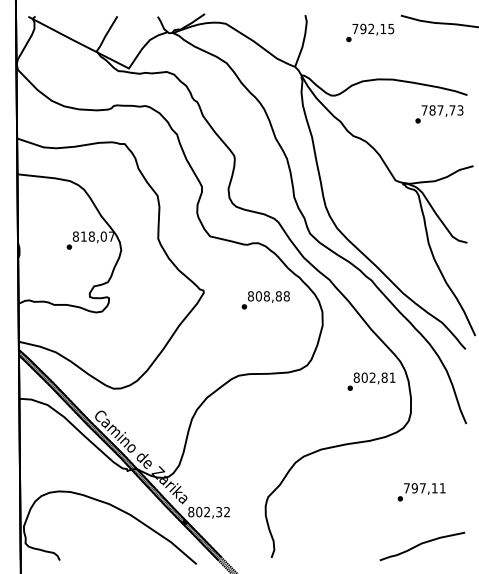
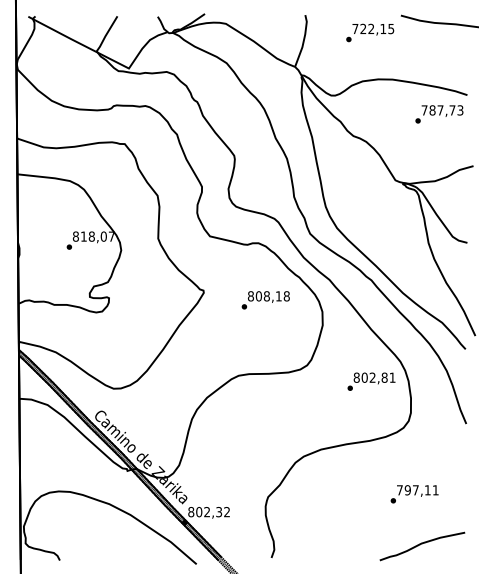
text: 792,15 -> 722,15 (363, 29)
text: 808,88 -> 808,18 (278, 296)
text position: (421, 492) -> (414, 494) (414, 494)
